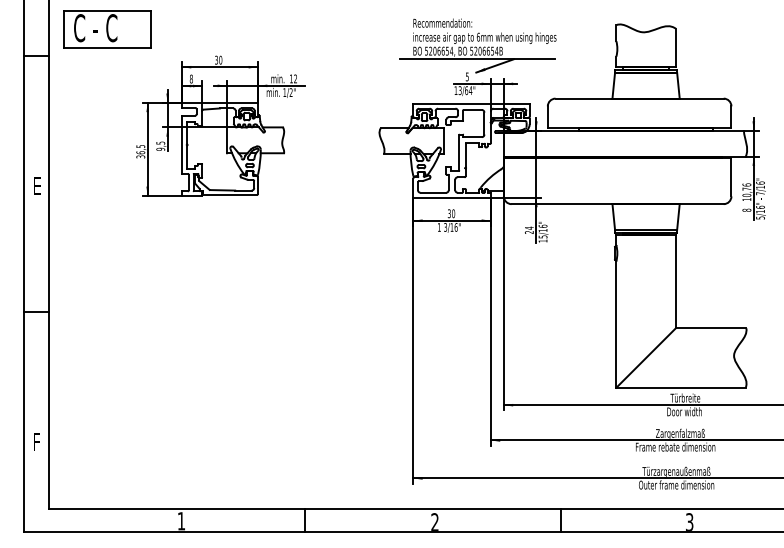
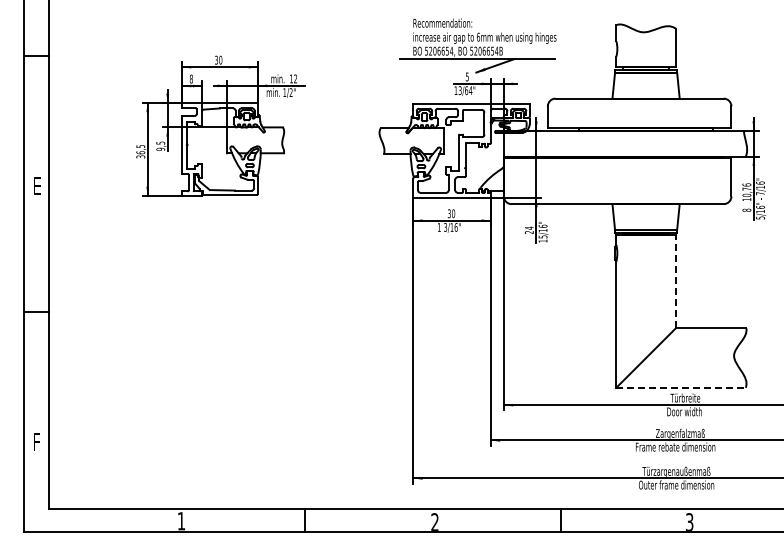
part: present -> none (107, 29)
line: solid -> dashed (675, 281)
line: solid -> dashed (681, 387)
